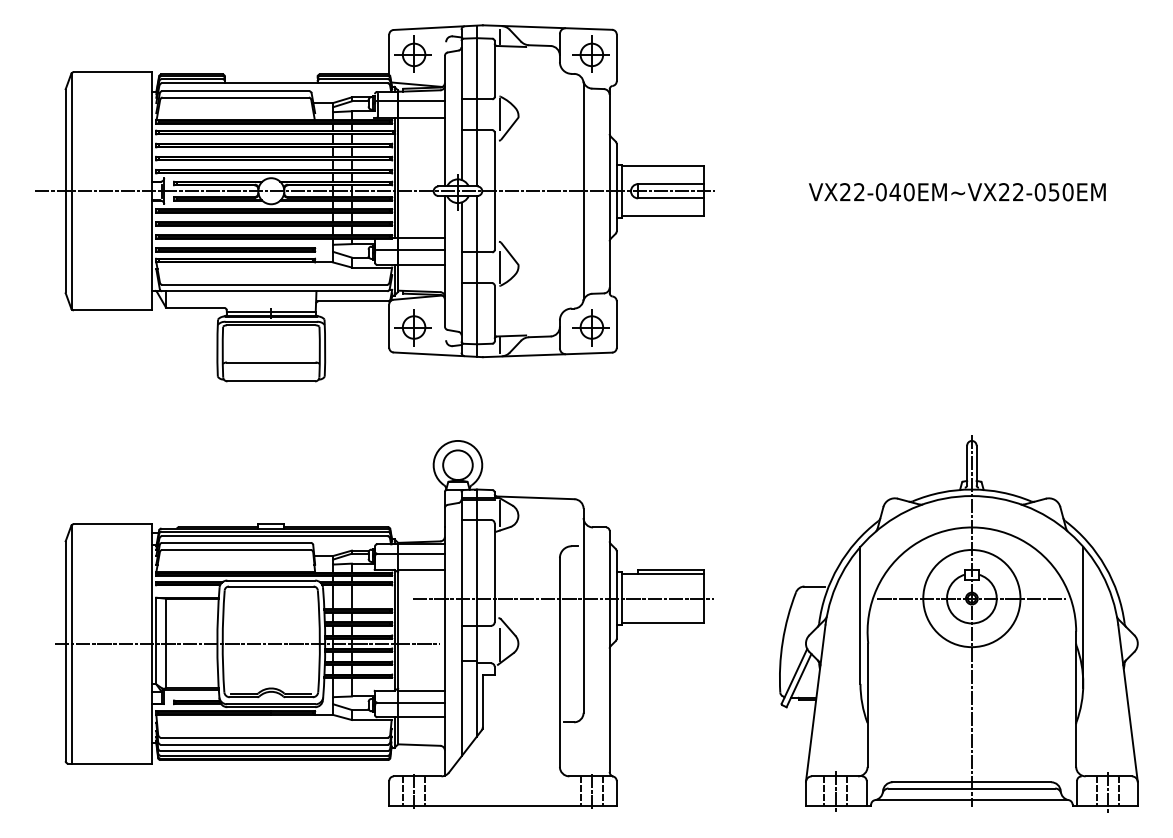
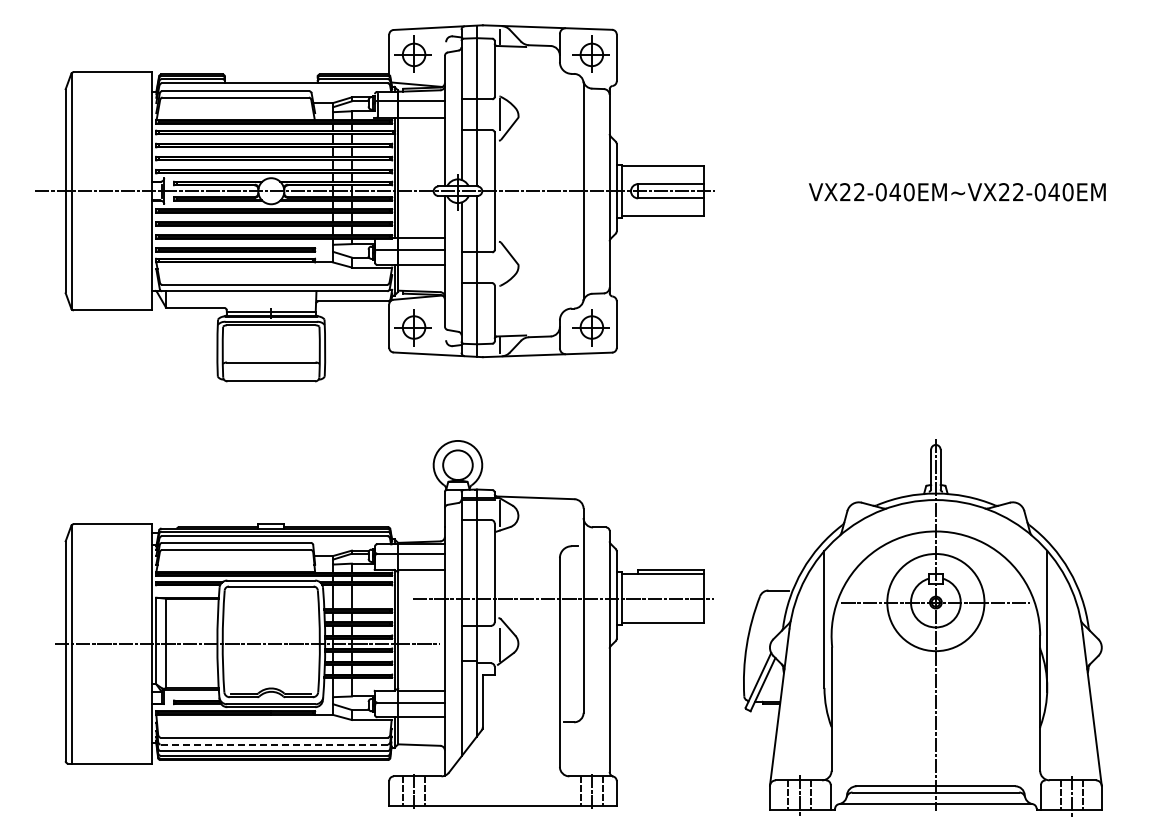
text: VX22-040EM~VX22-050EM -> VX22-040EM~VX22-040EM (1053, 192)
line: present -> none (500, 267)
part position: (958, 623) -> (922, 627) (922, 627)
line: solid -> dashed (274, 744)
